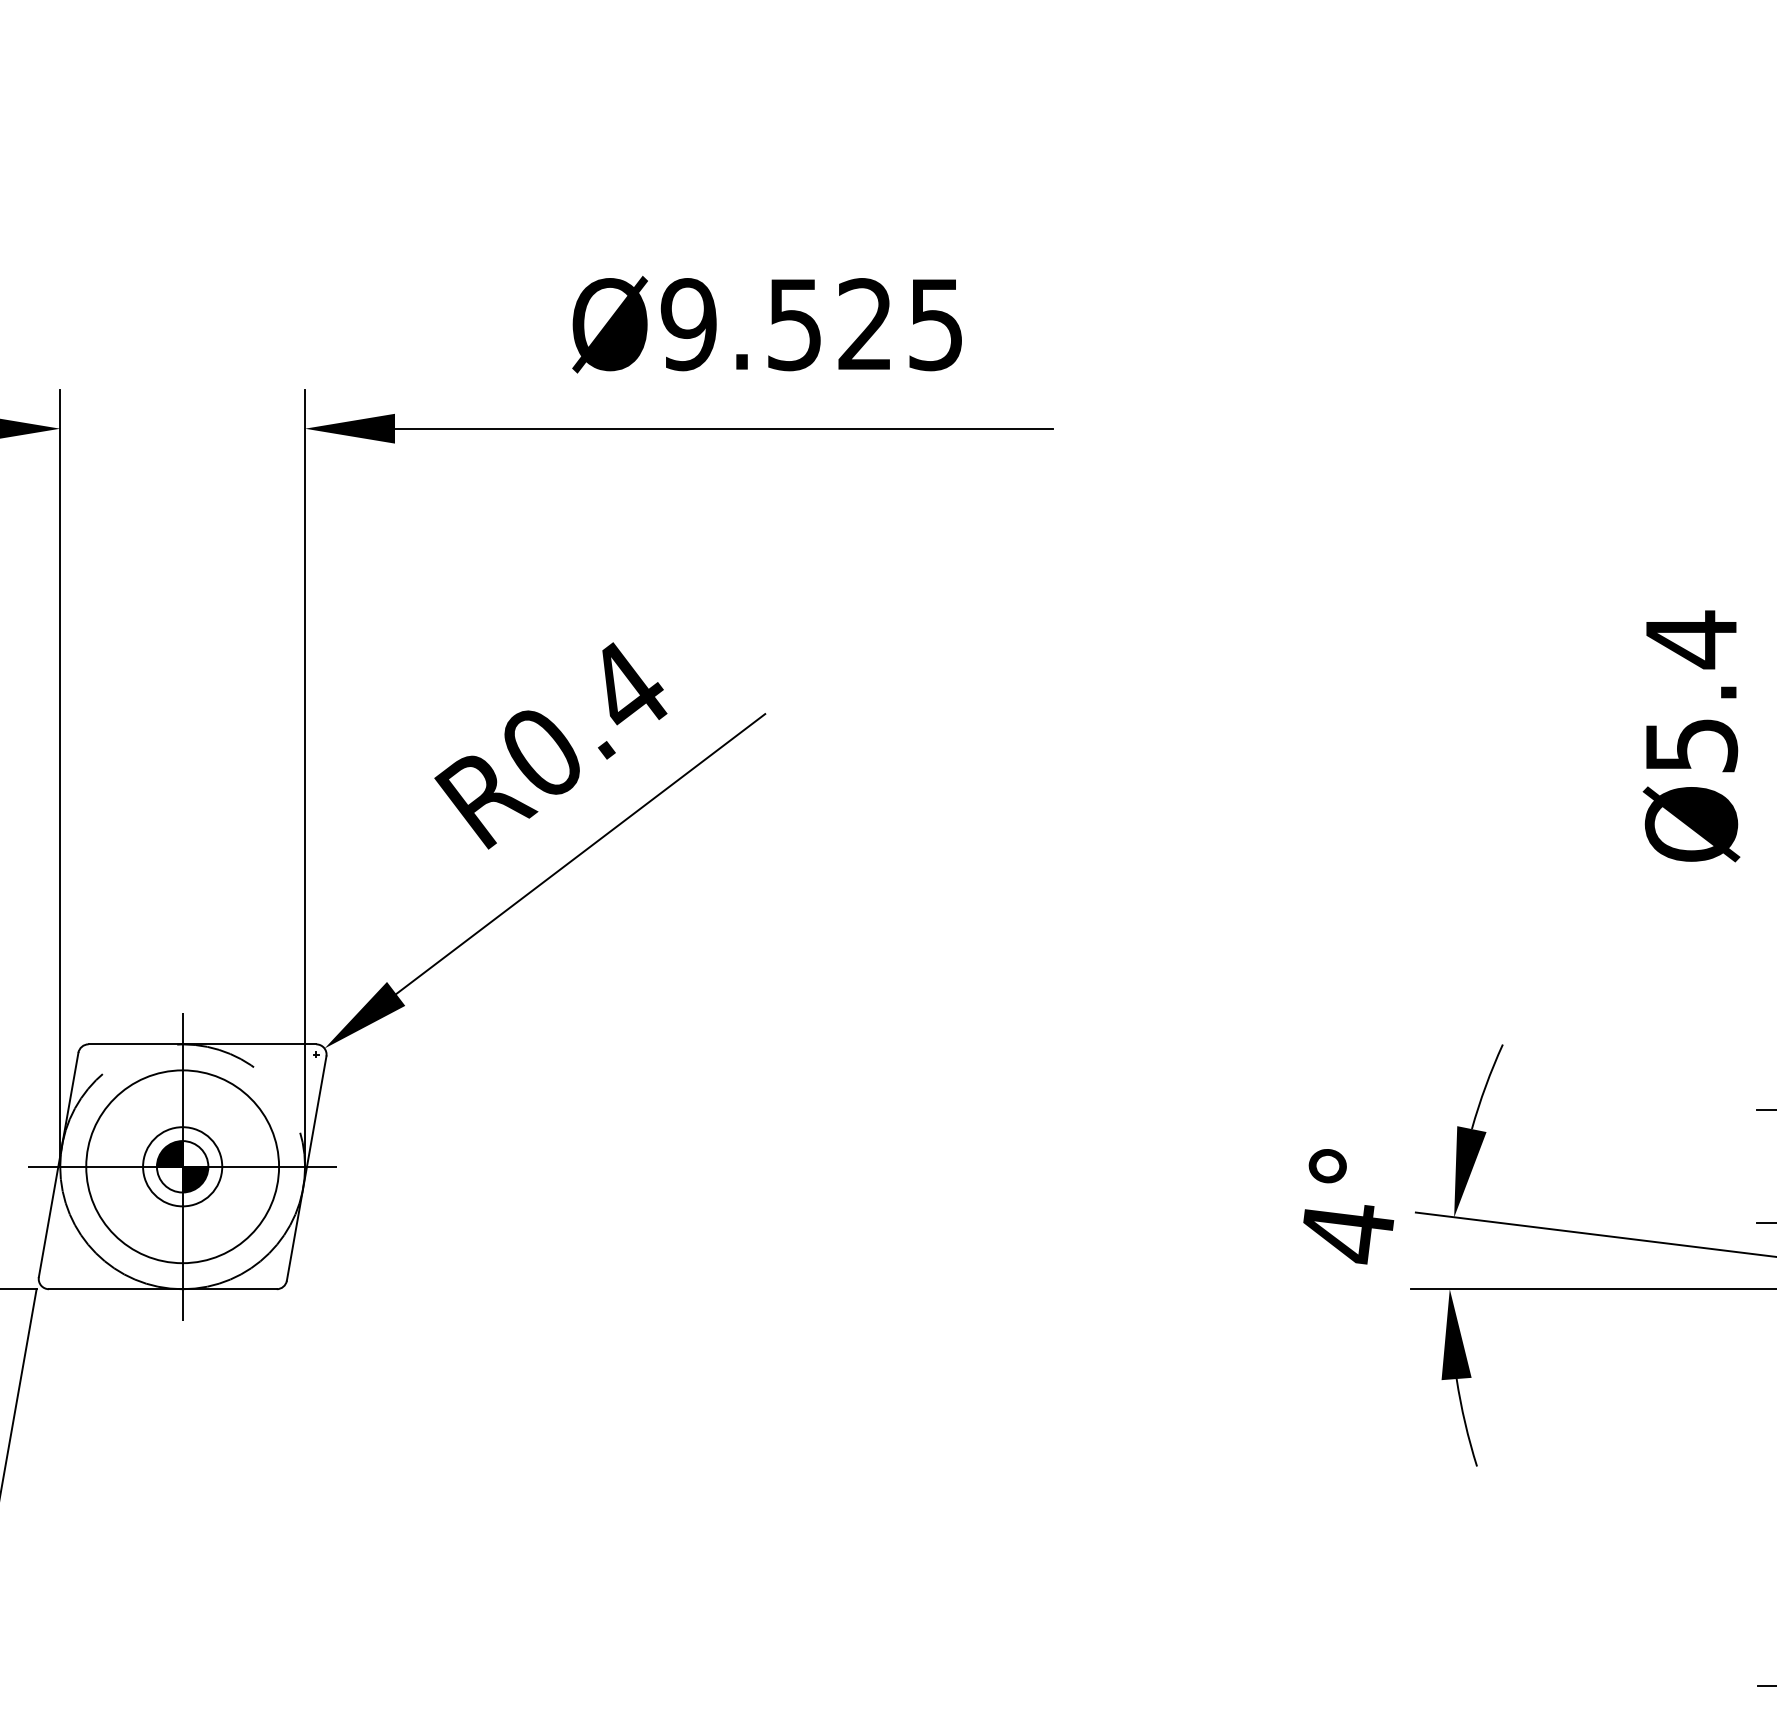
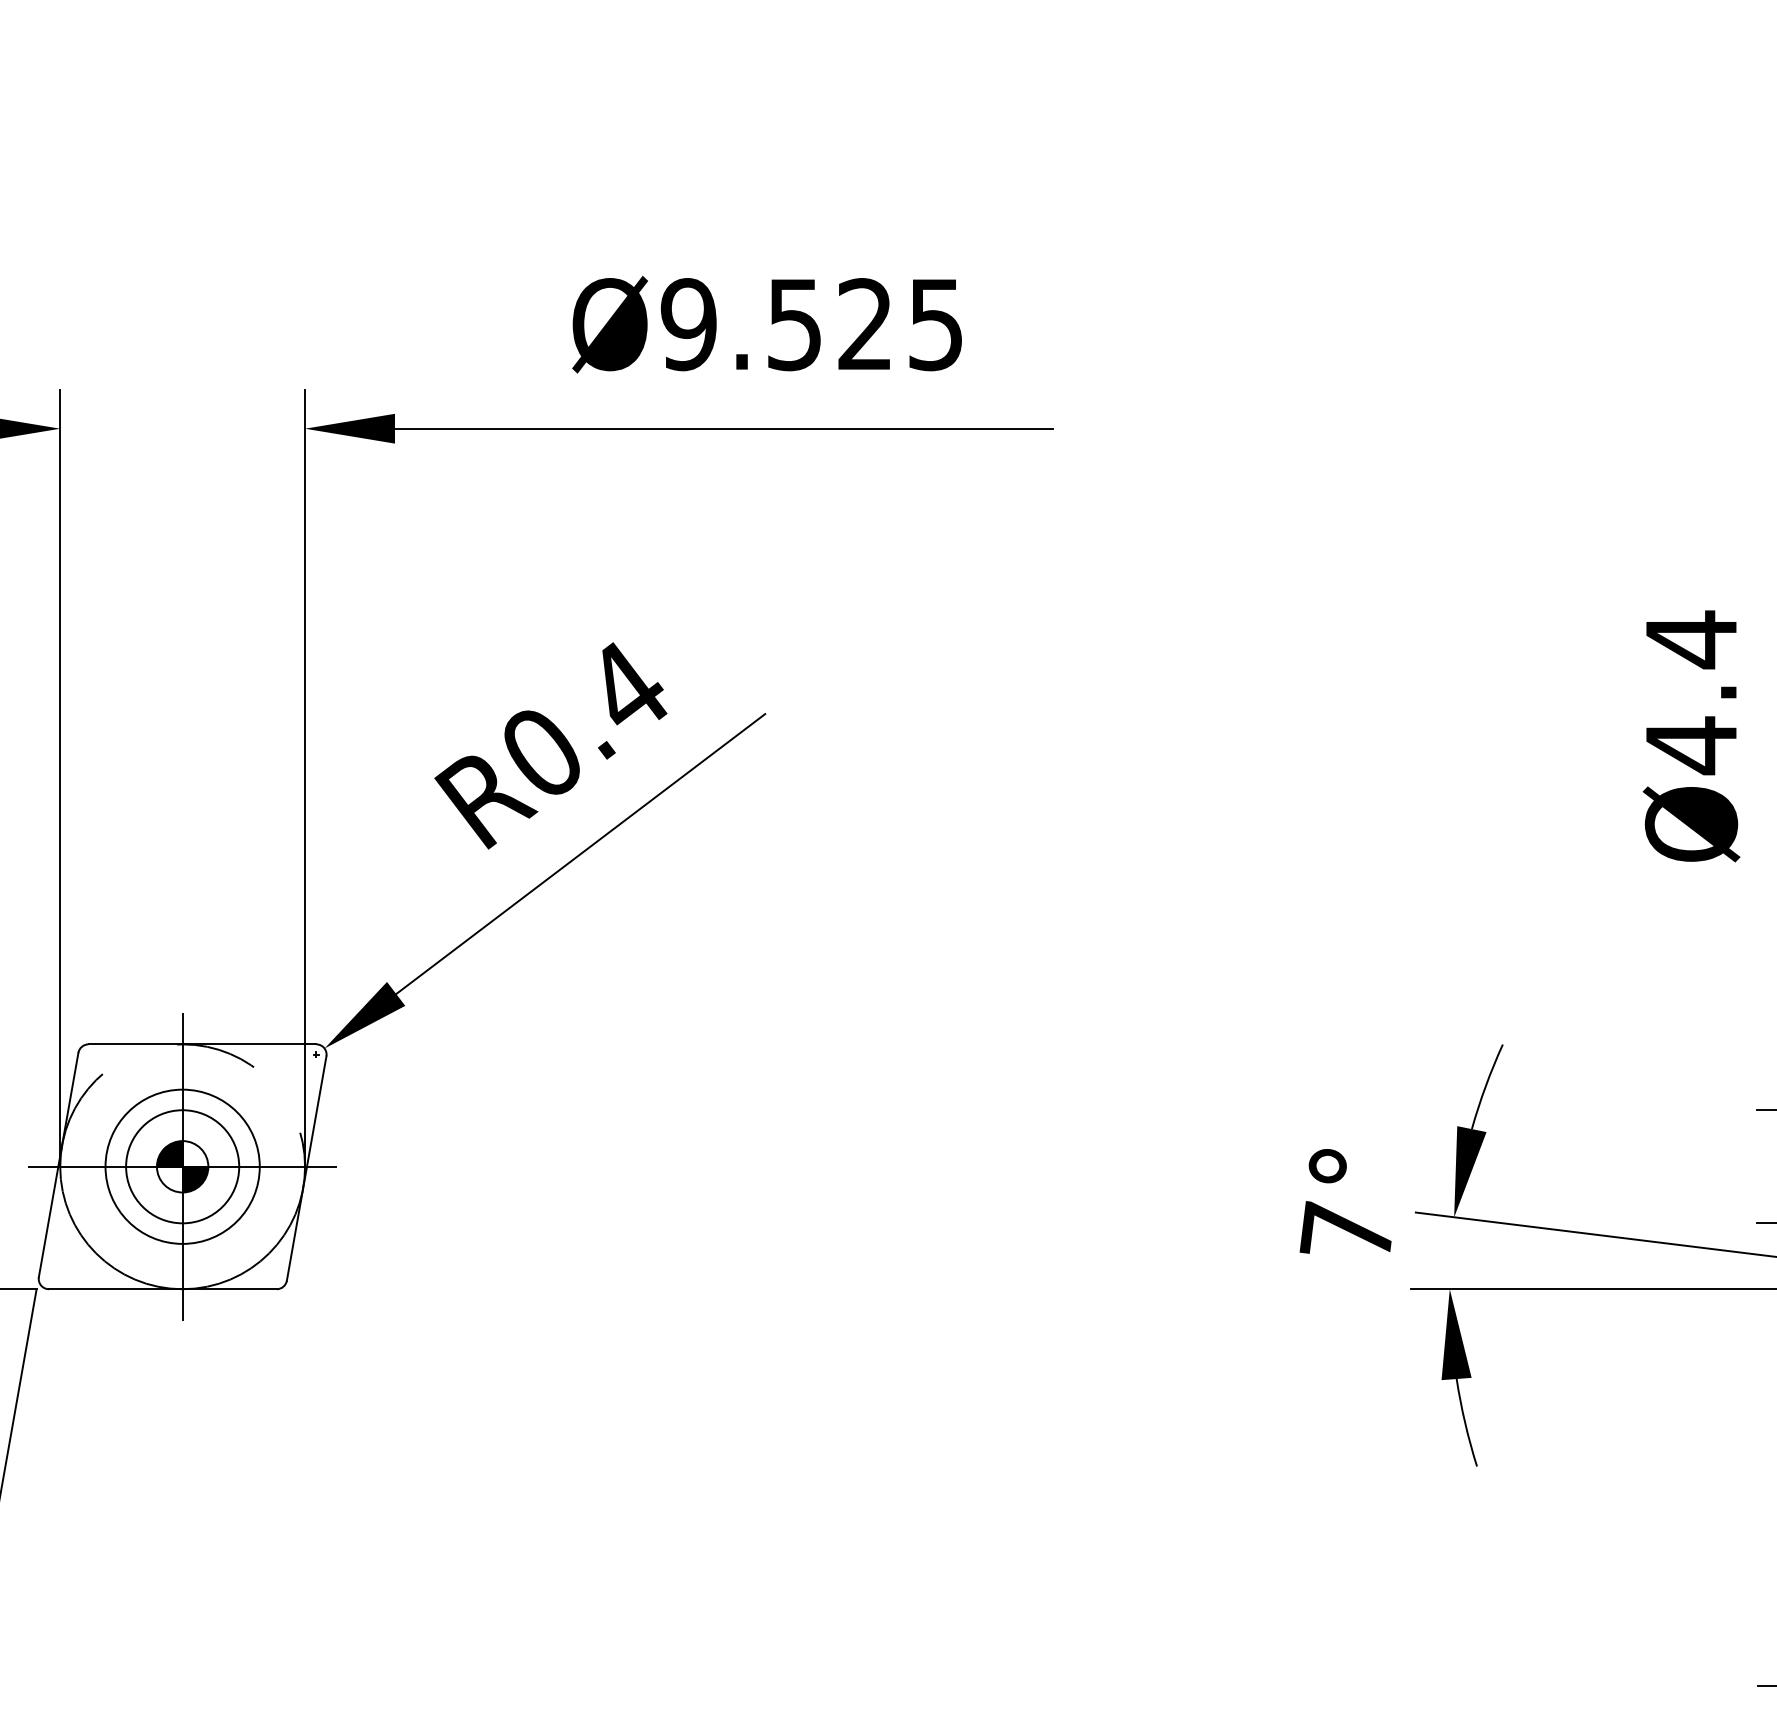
text: Ø5.4 -> Ø4.4 (1692, 745)
circle diameter: 193 px -> 154 px (182, 1166)
circle diameter: 79 px -> 113 px (182, 1166)
text: 4° -> 7° (1346, 1232)
